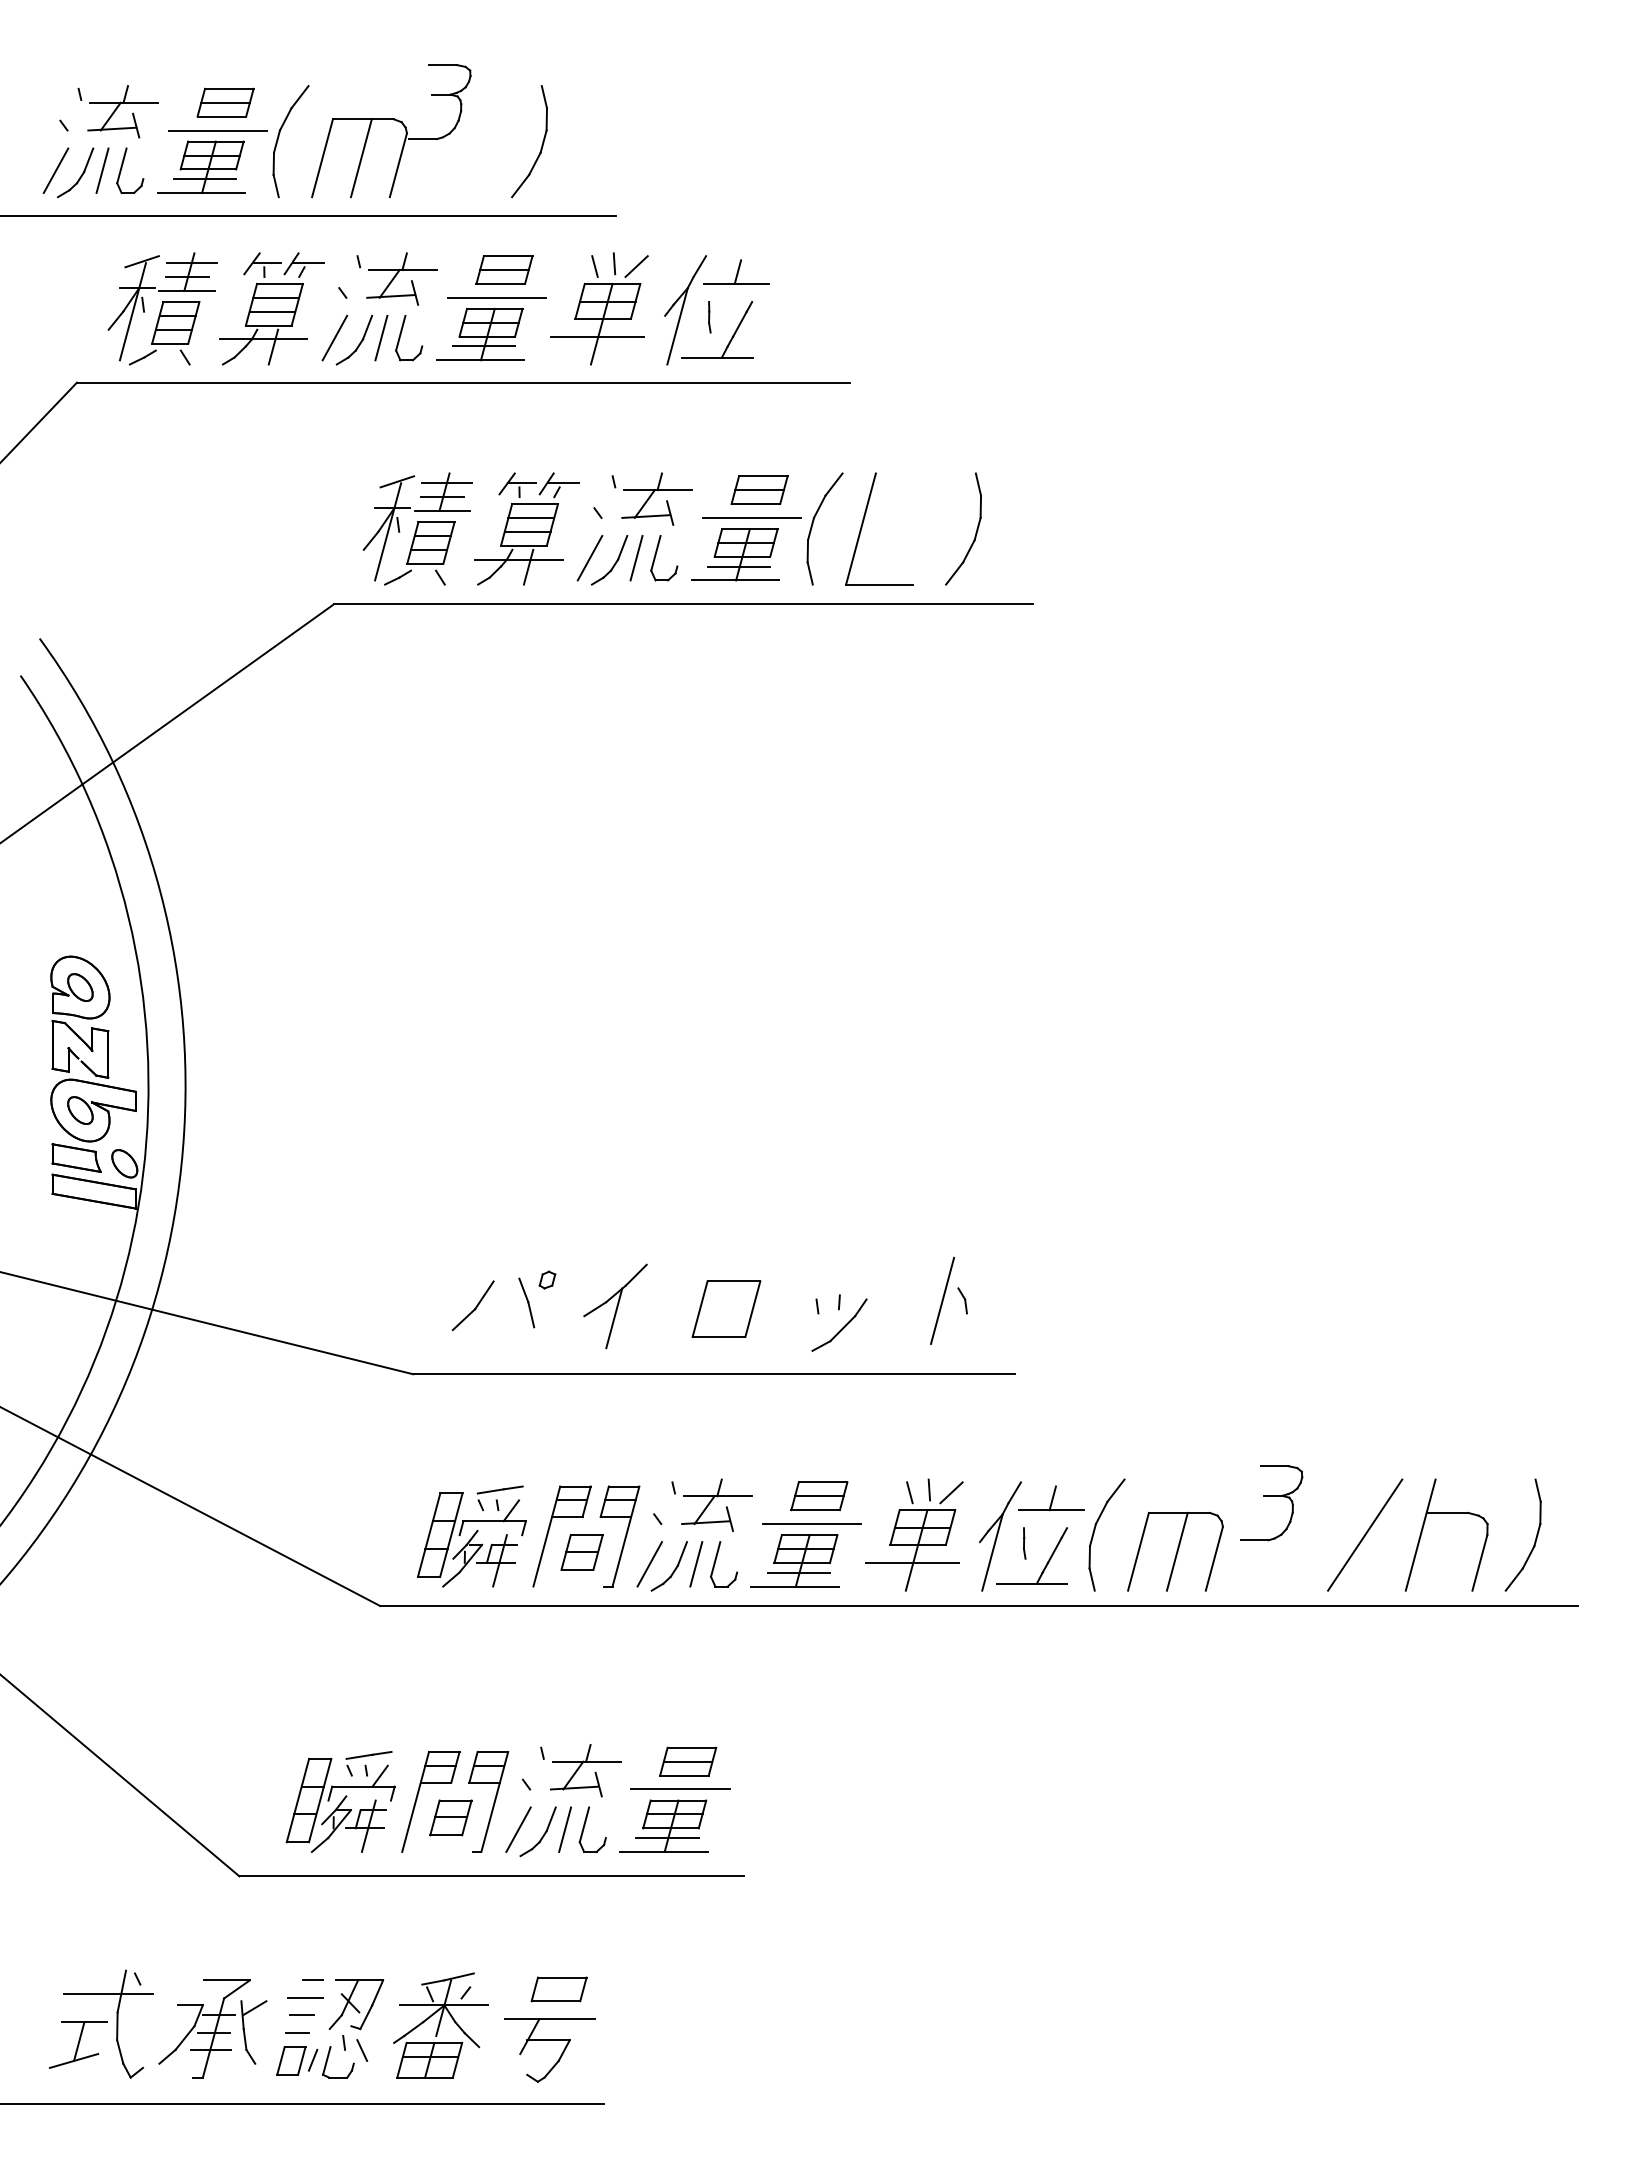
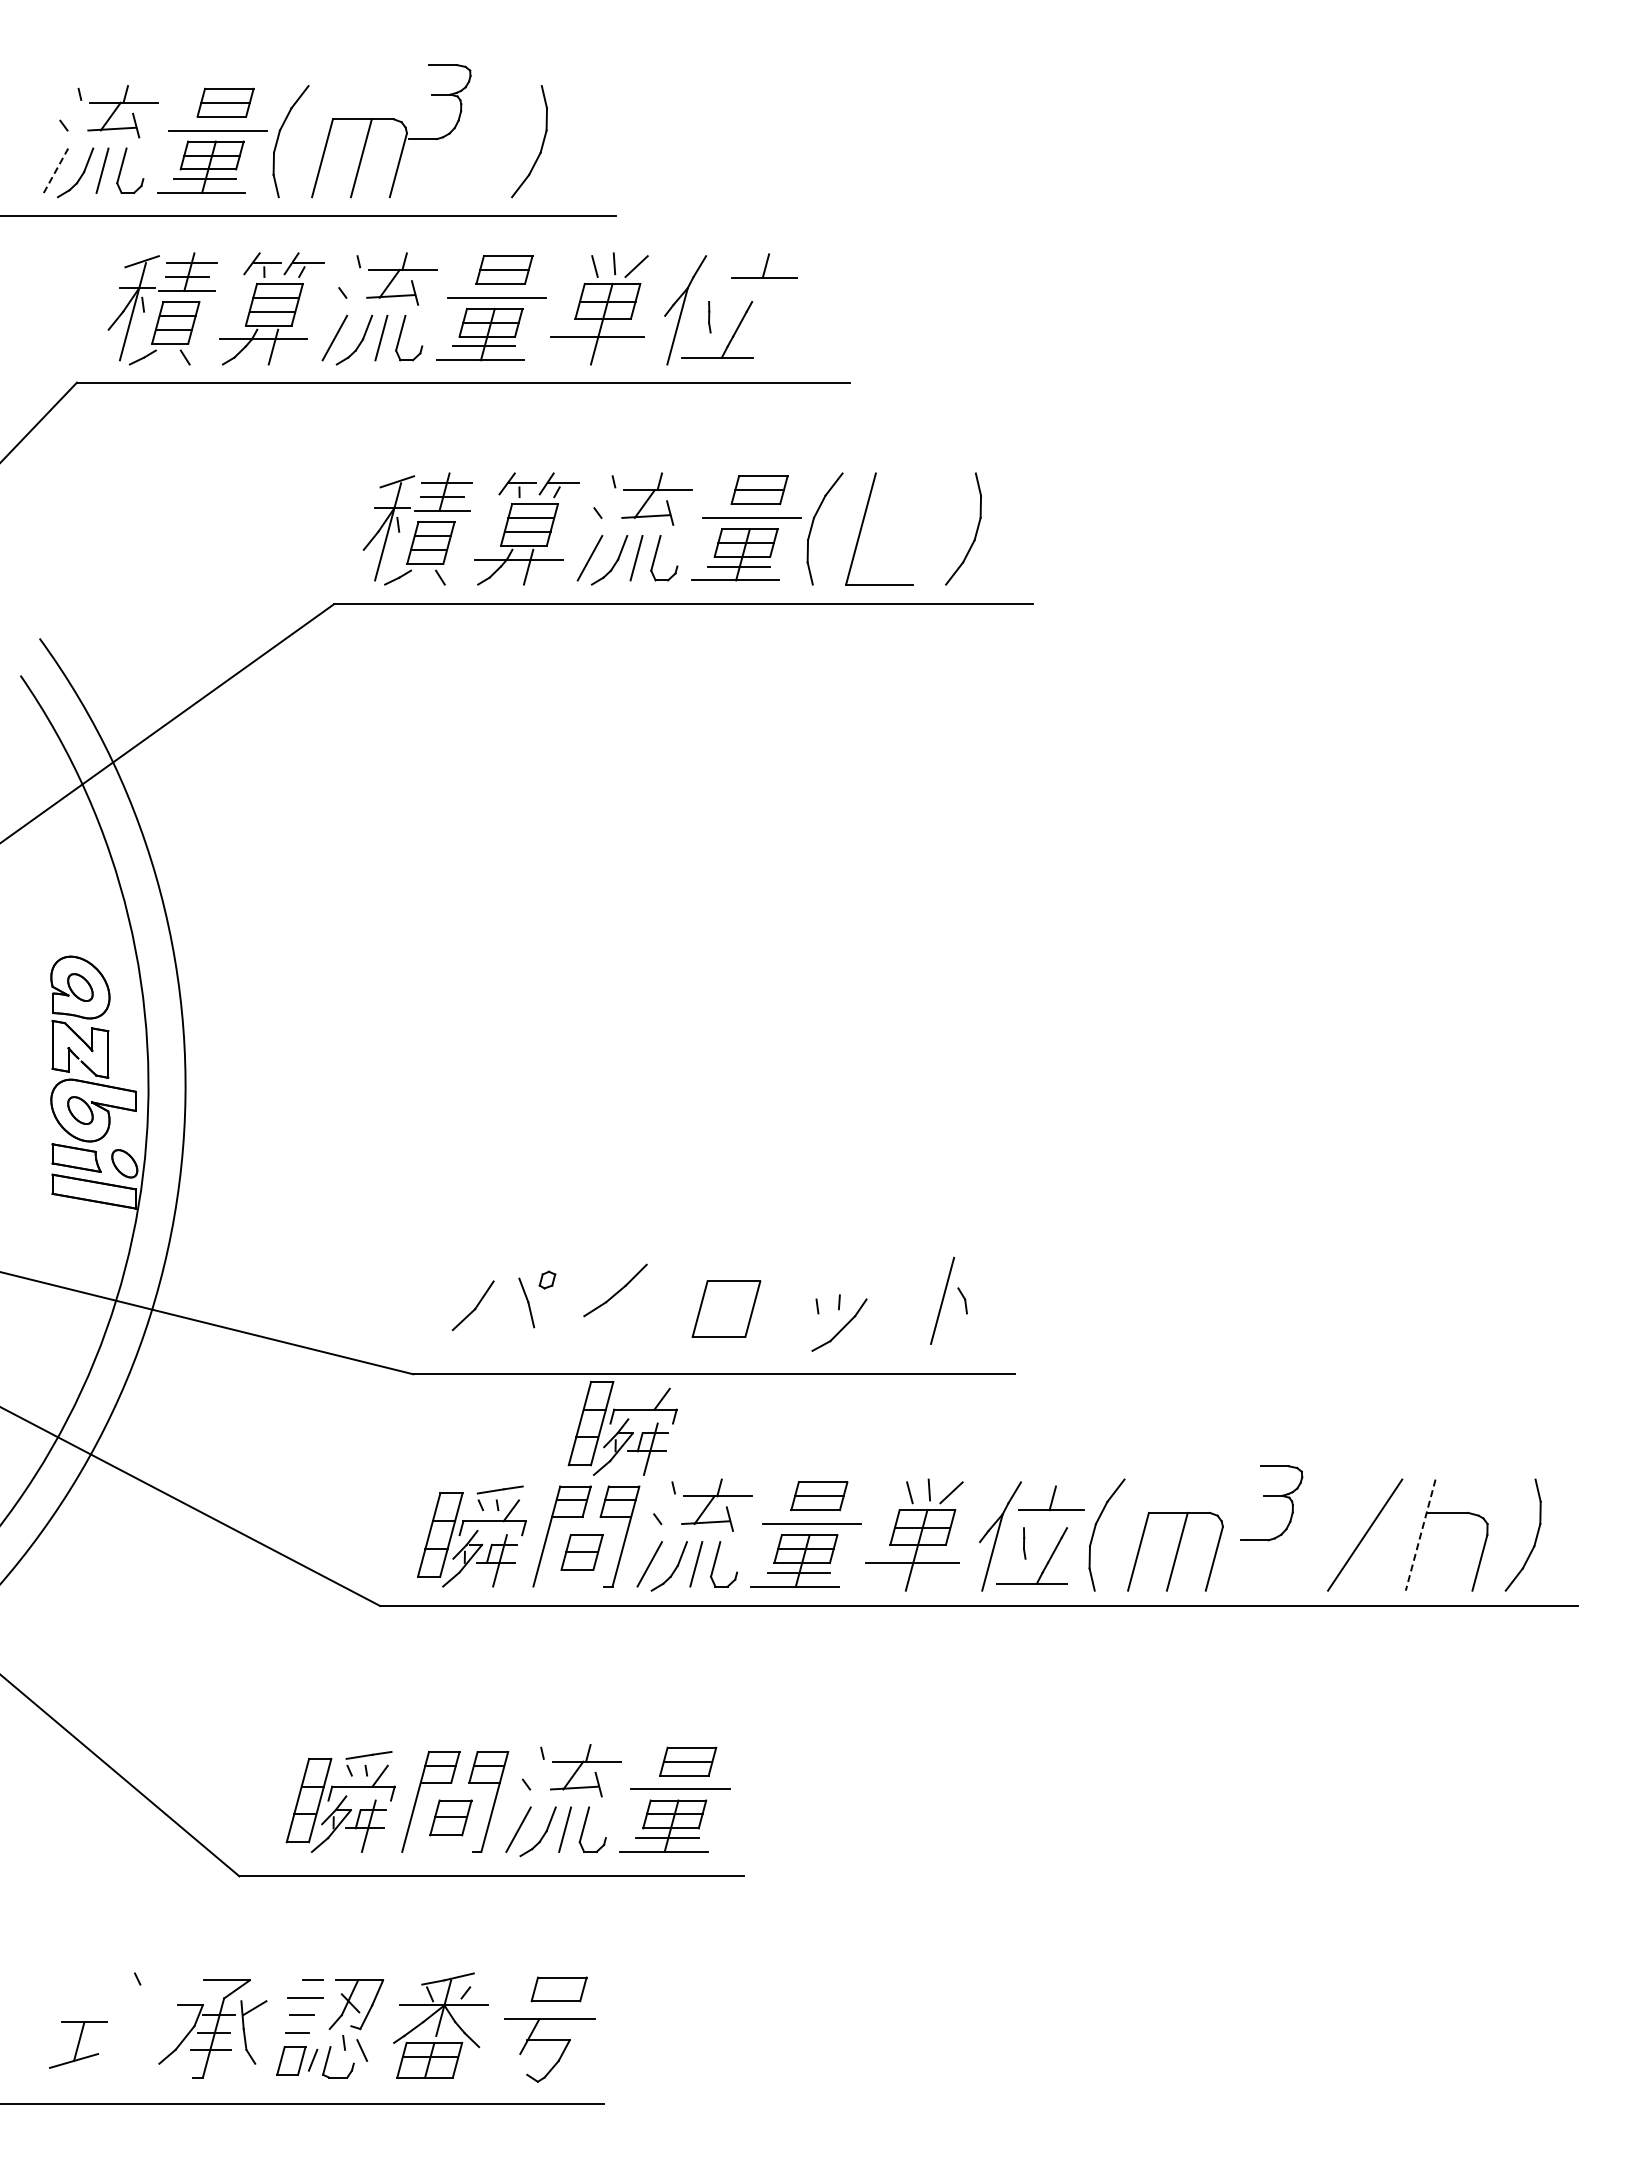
line: solid -> dashed (56, 170)
part position: (736, 271) -> (764, 265) (764, 265)
line: present -> none (614, 1318)
part: none -> present (622, 1428)
line: solid -> dashed (1420, 1535)
part: present -> none (116, 2023)
